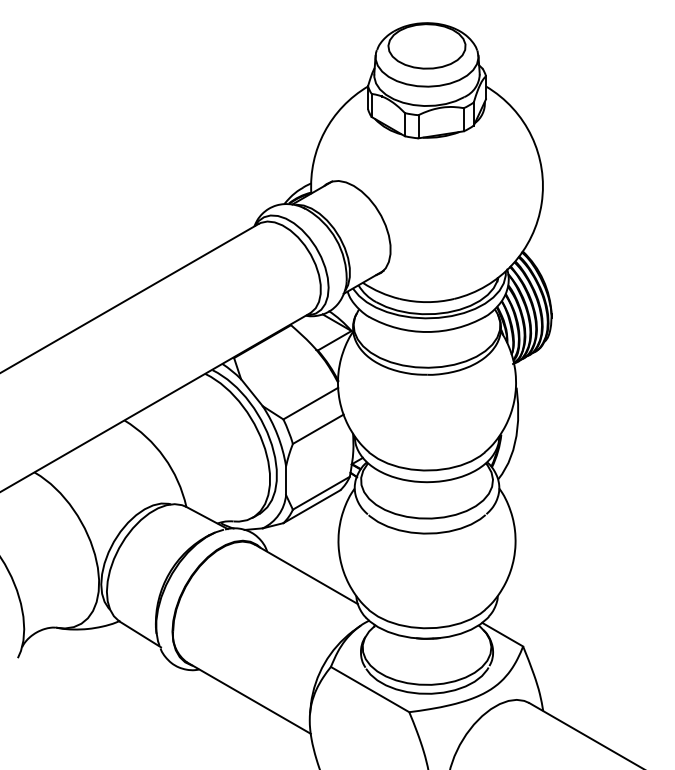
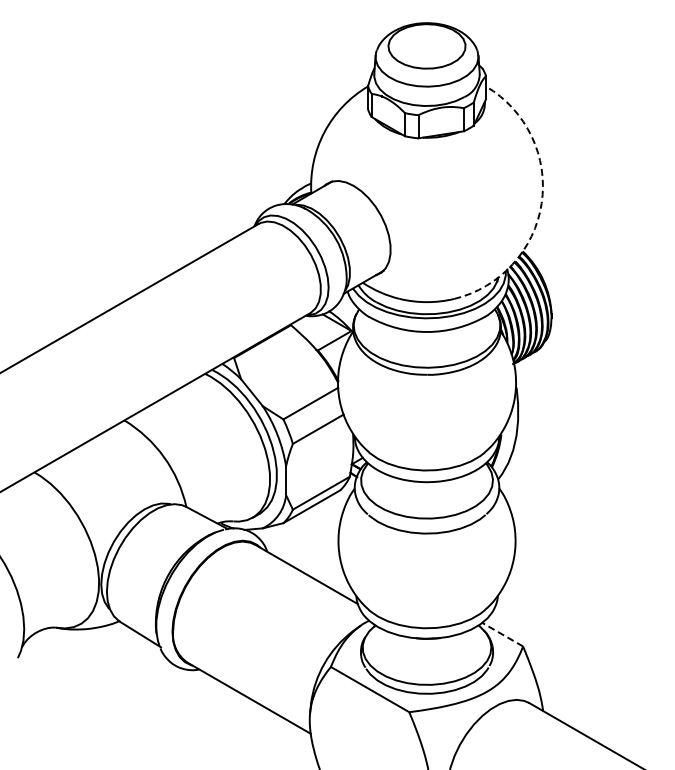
arc: solid -> dashed (541, 203)
line: solid -> dashed (502, 634)
